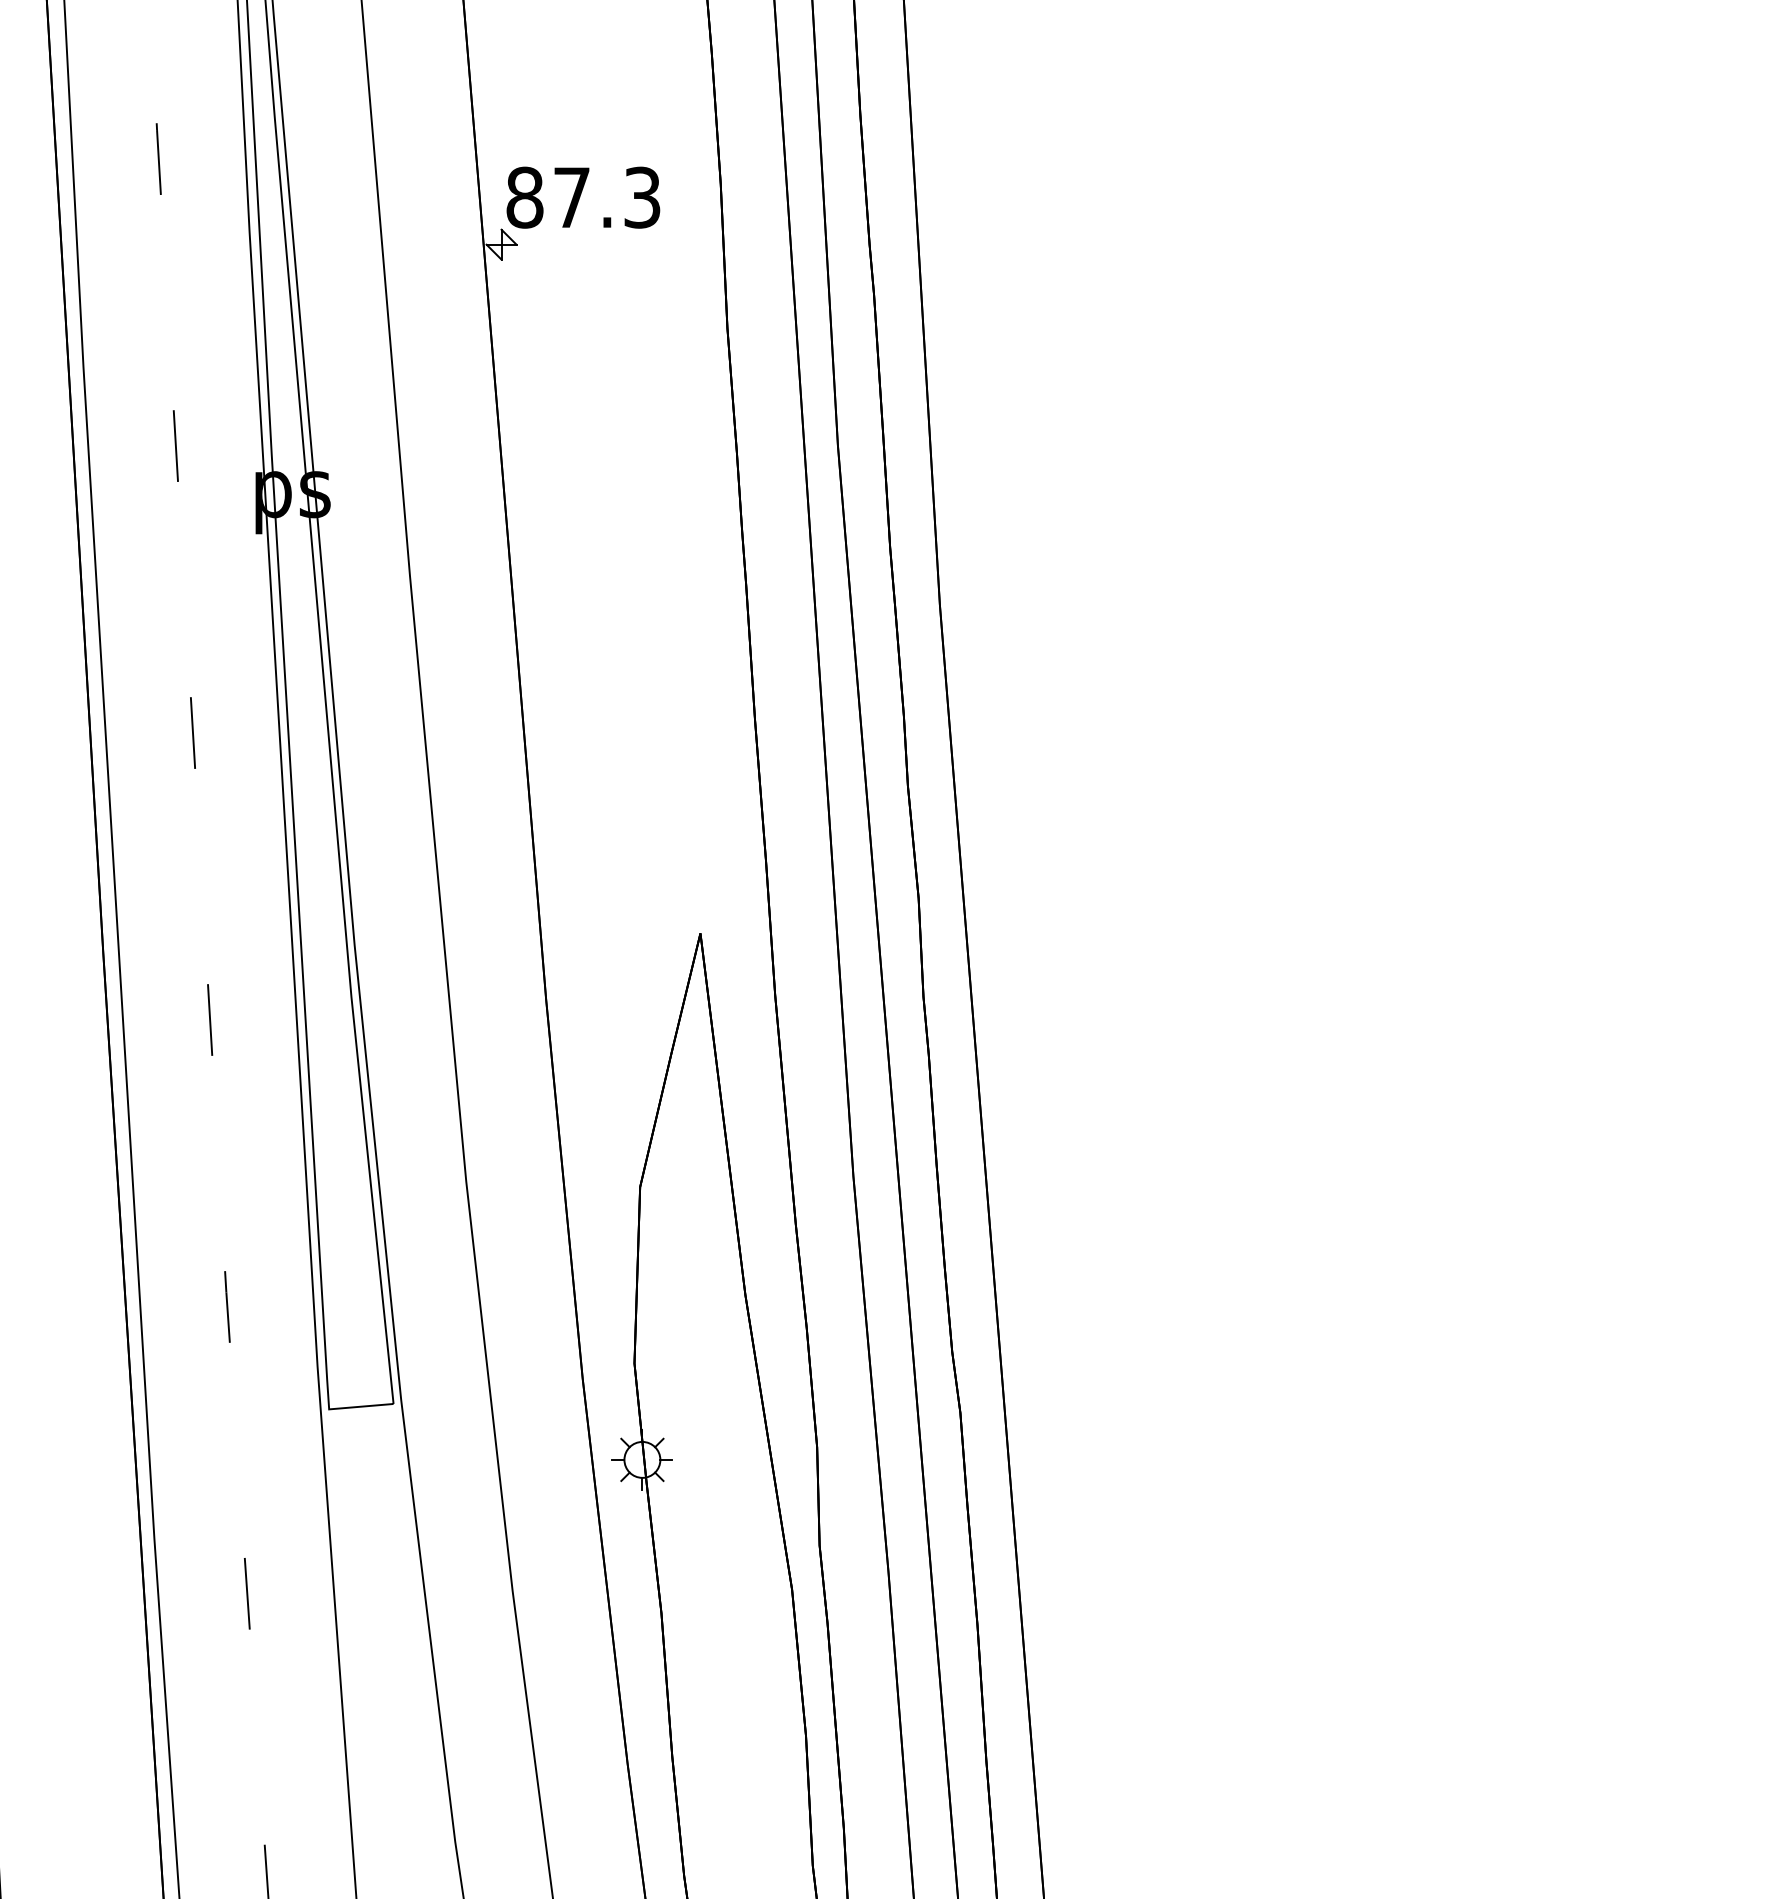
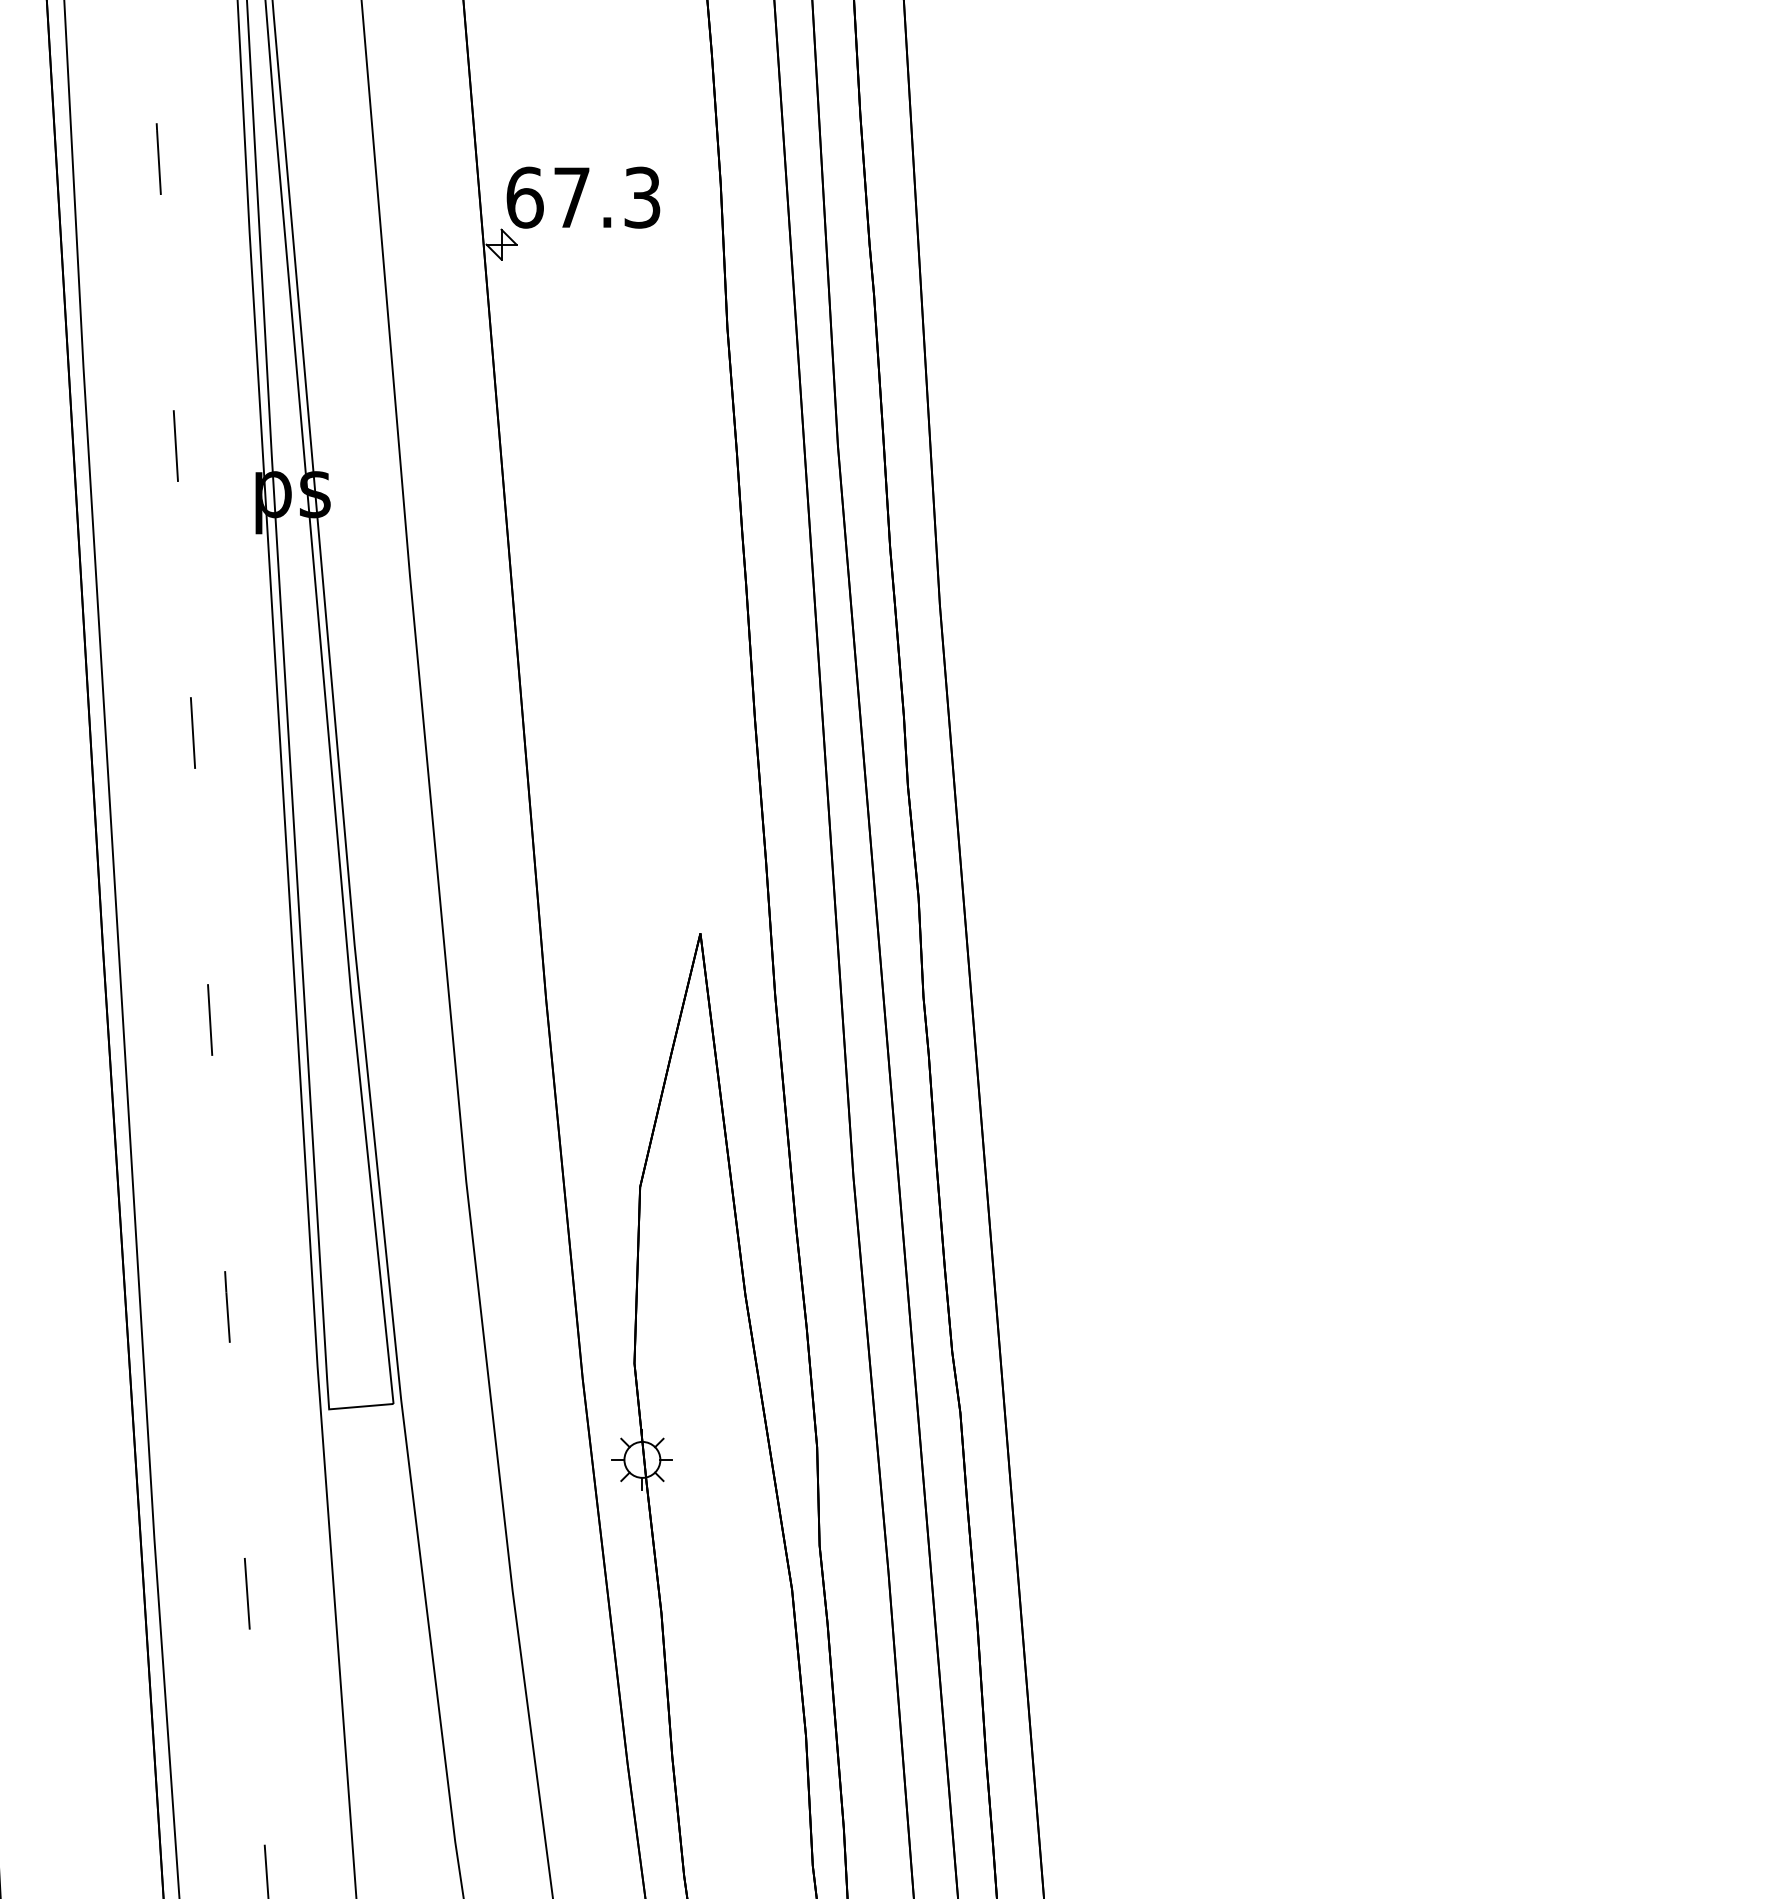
text: 87.3 -> 67.3 (524, 197)
